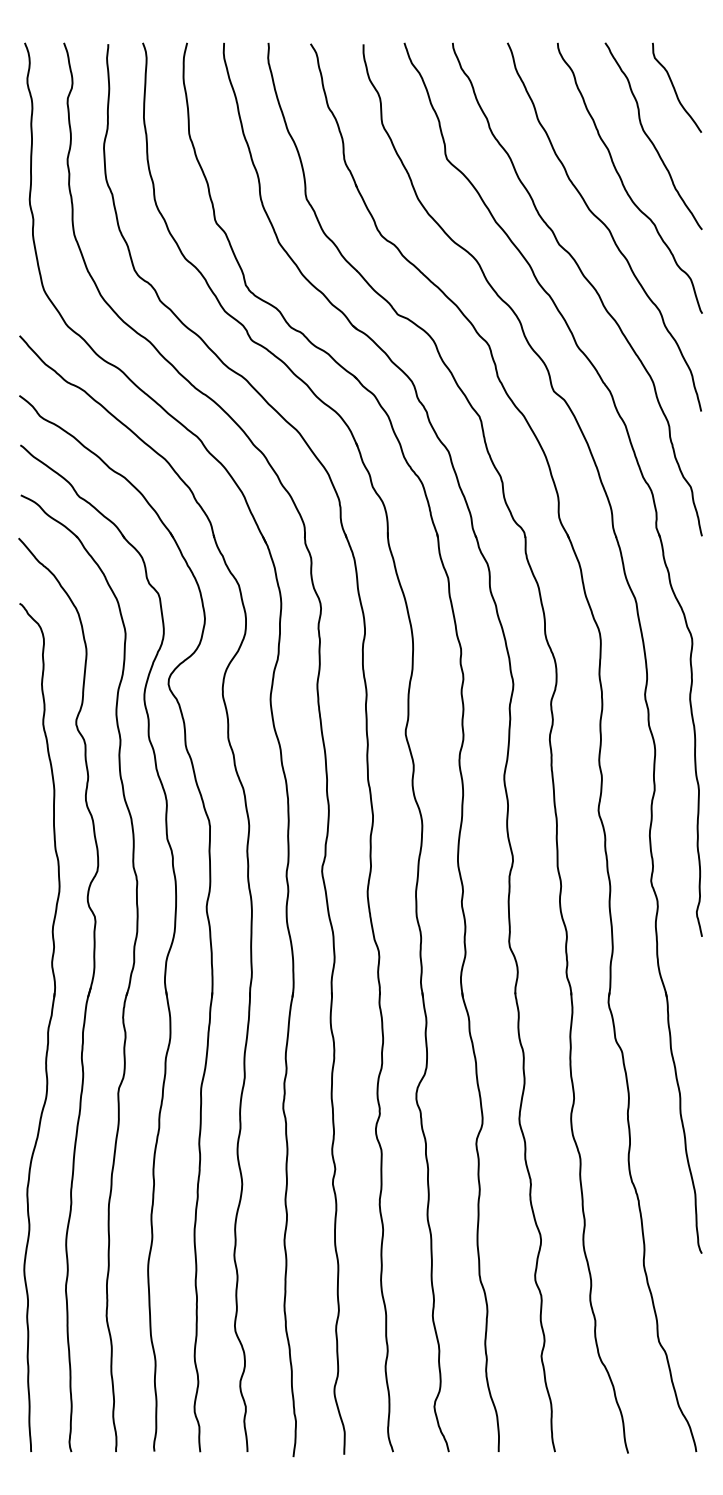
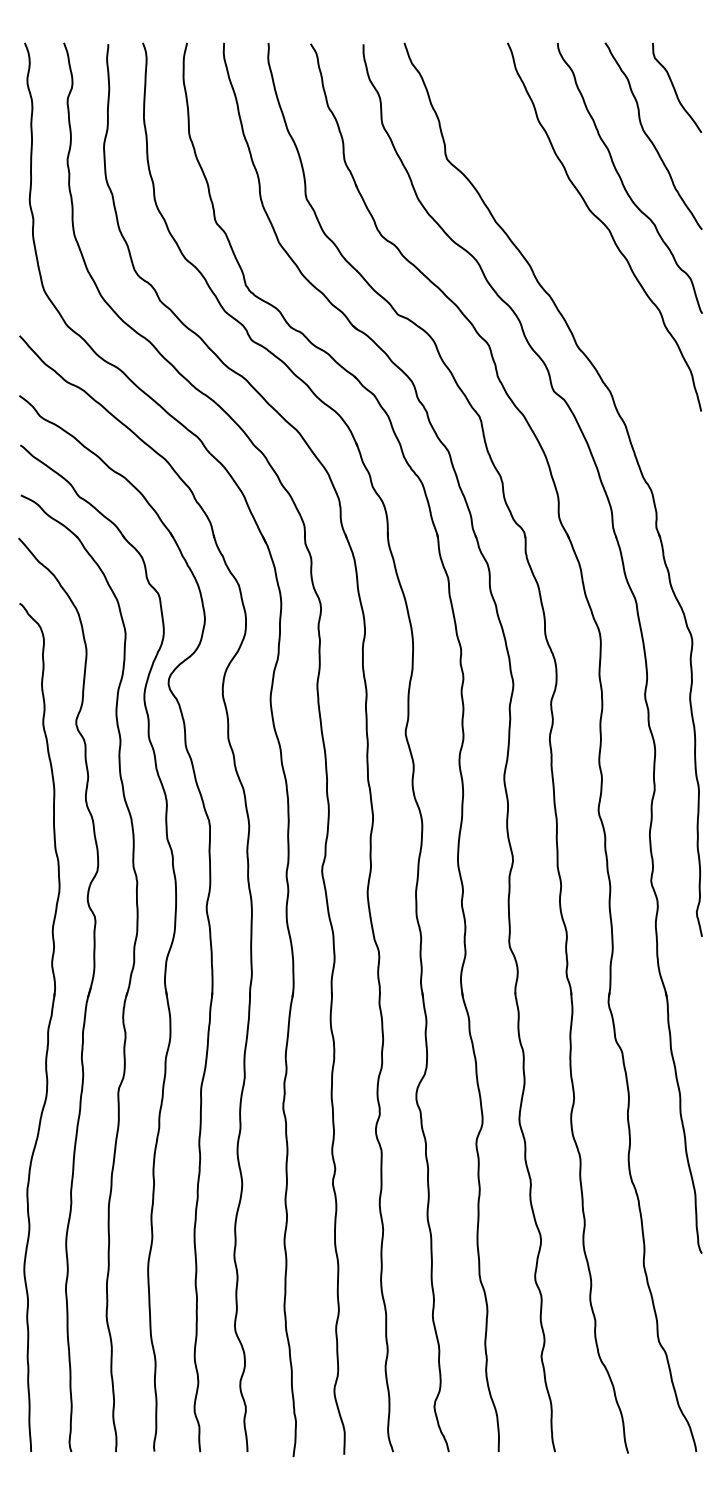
curve: present -> none (586, 280)
